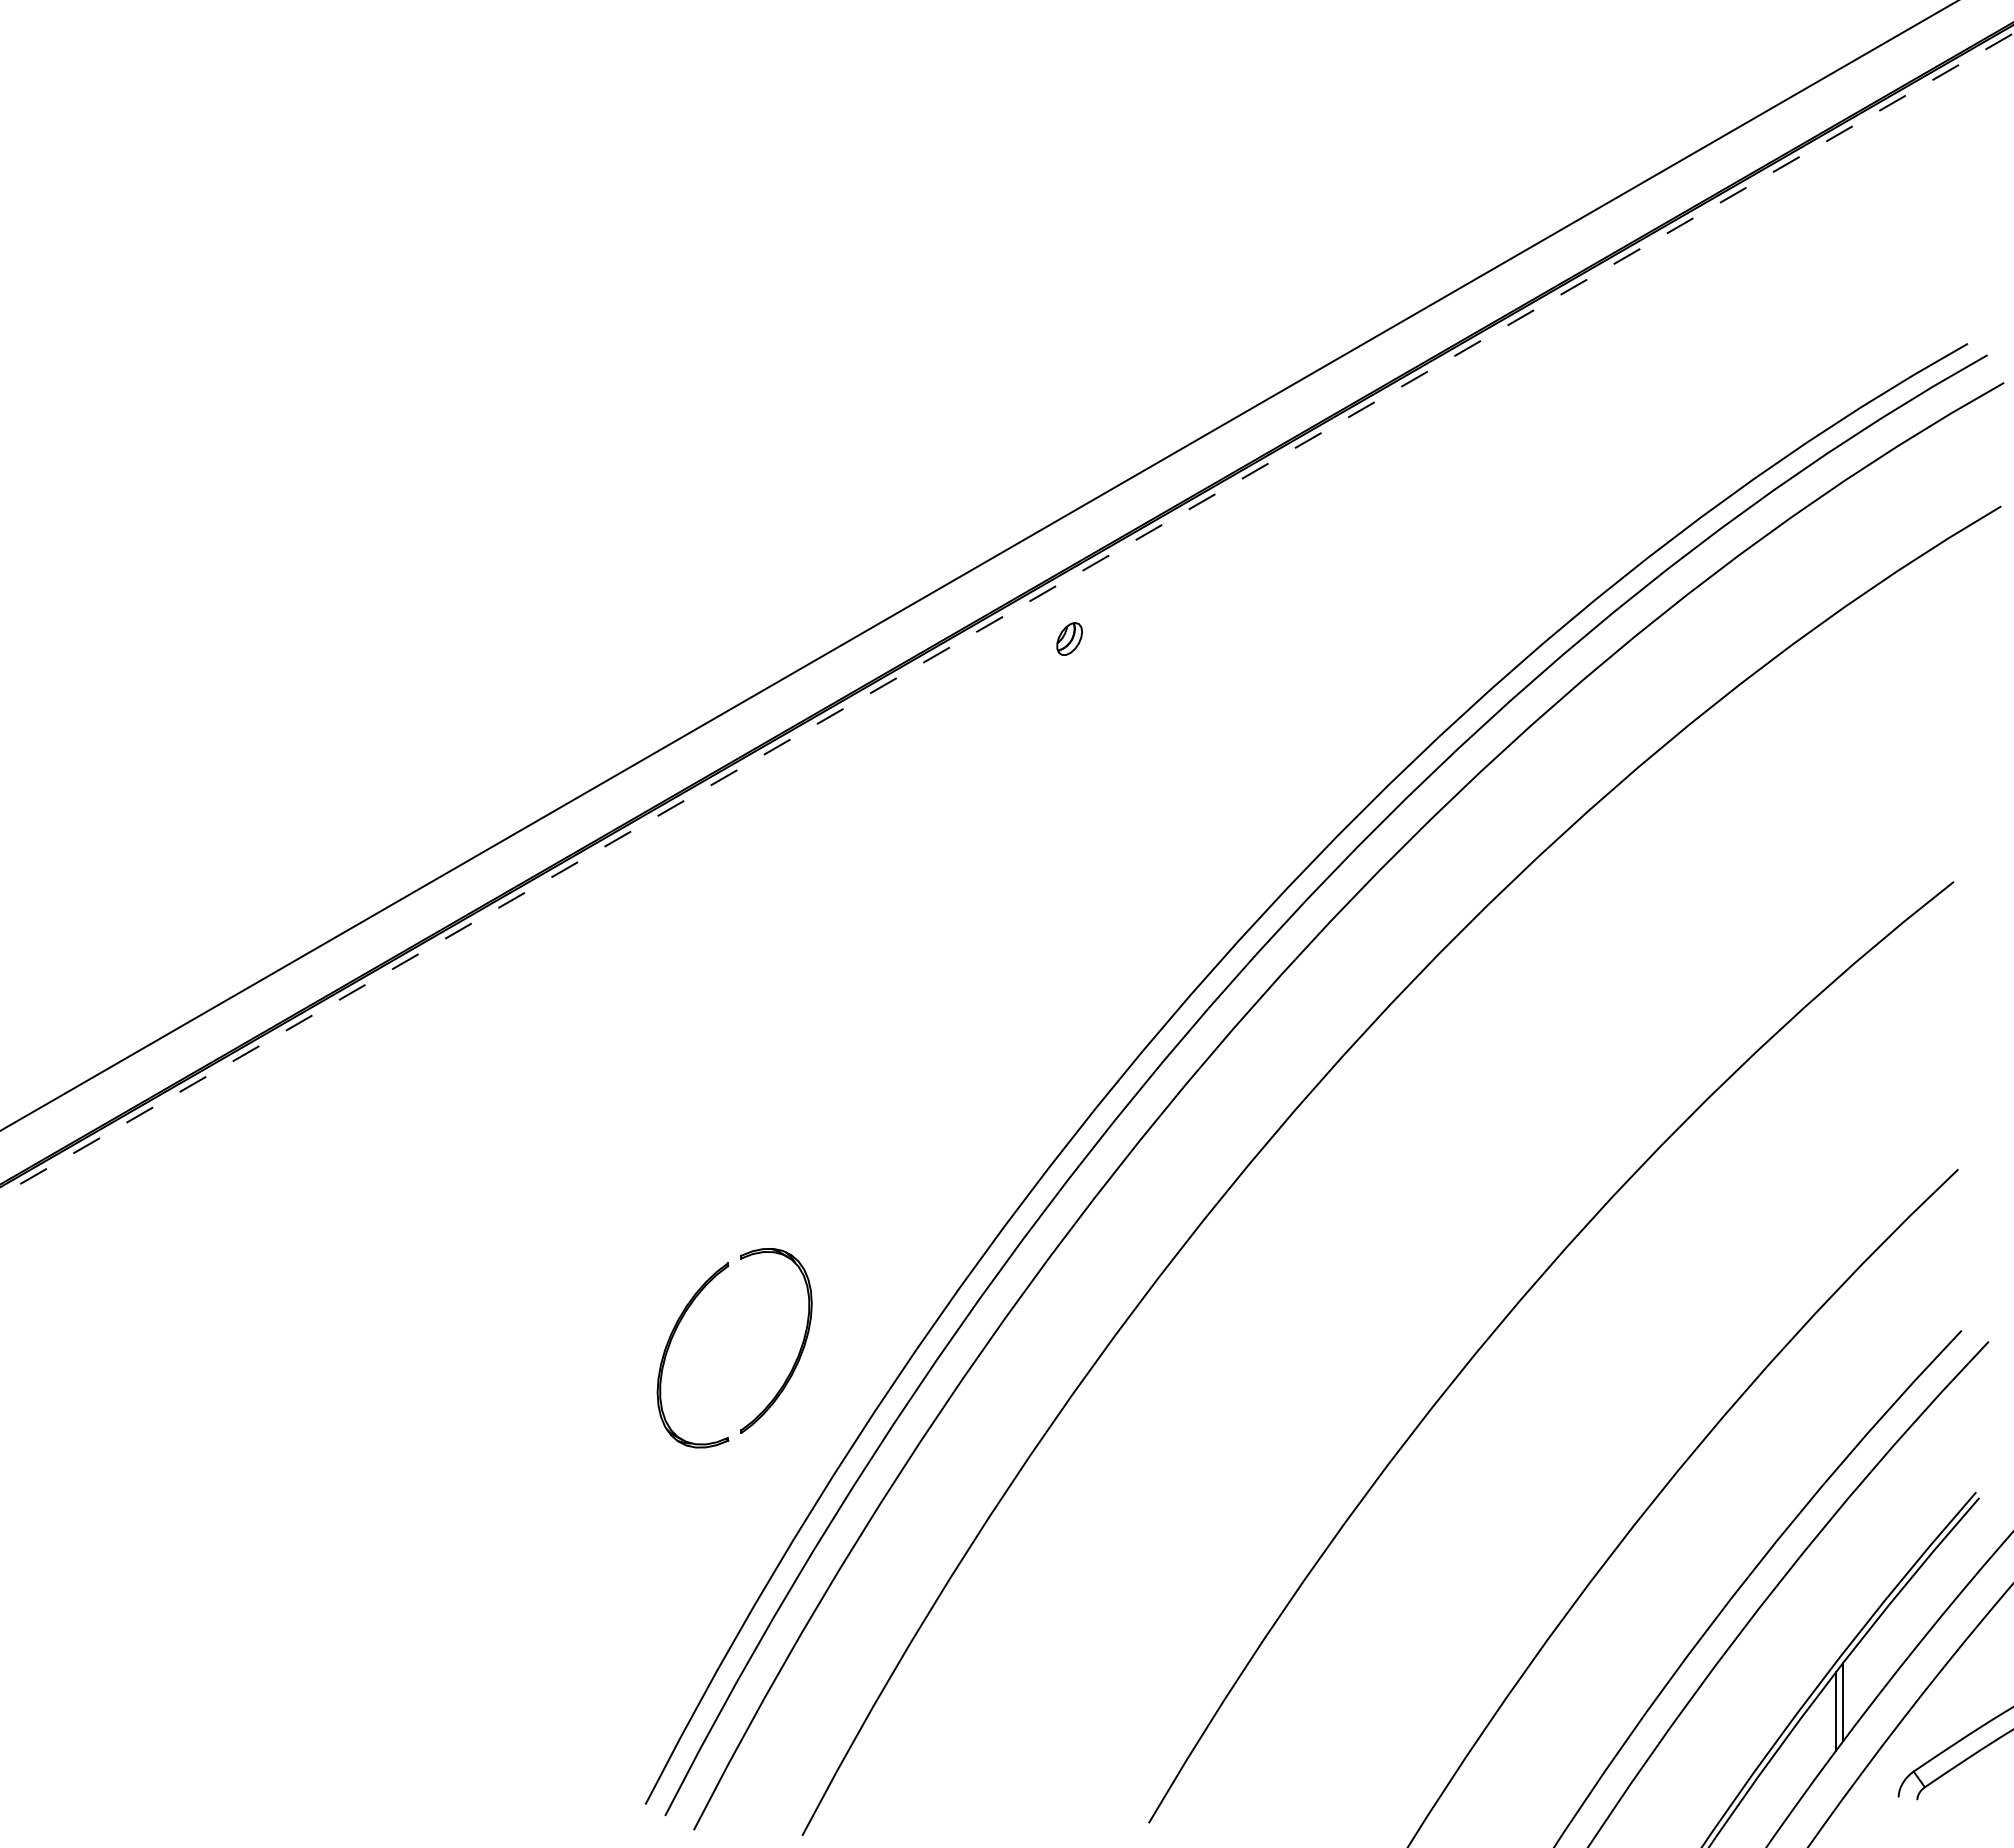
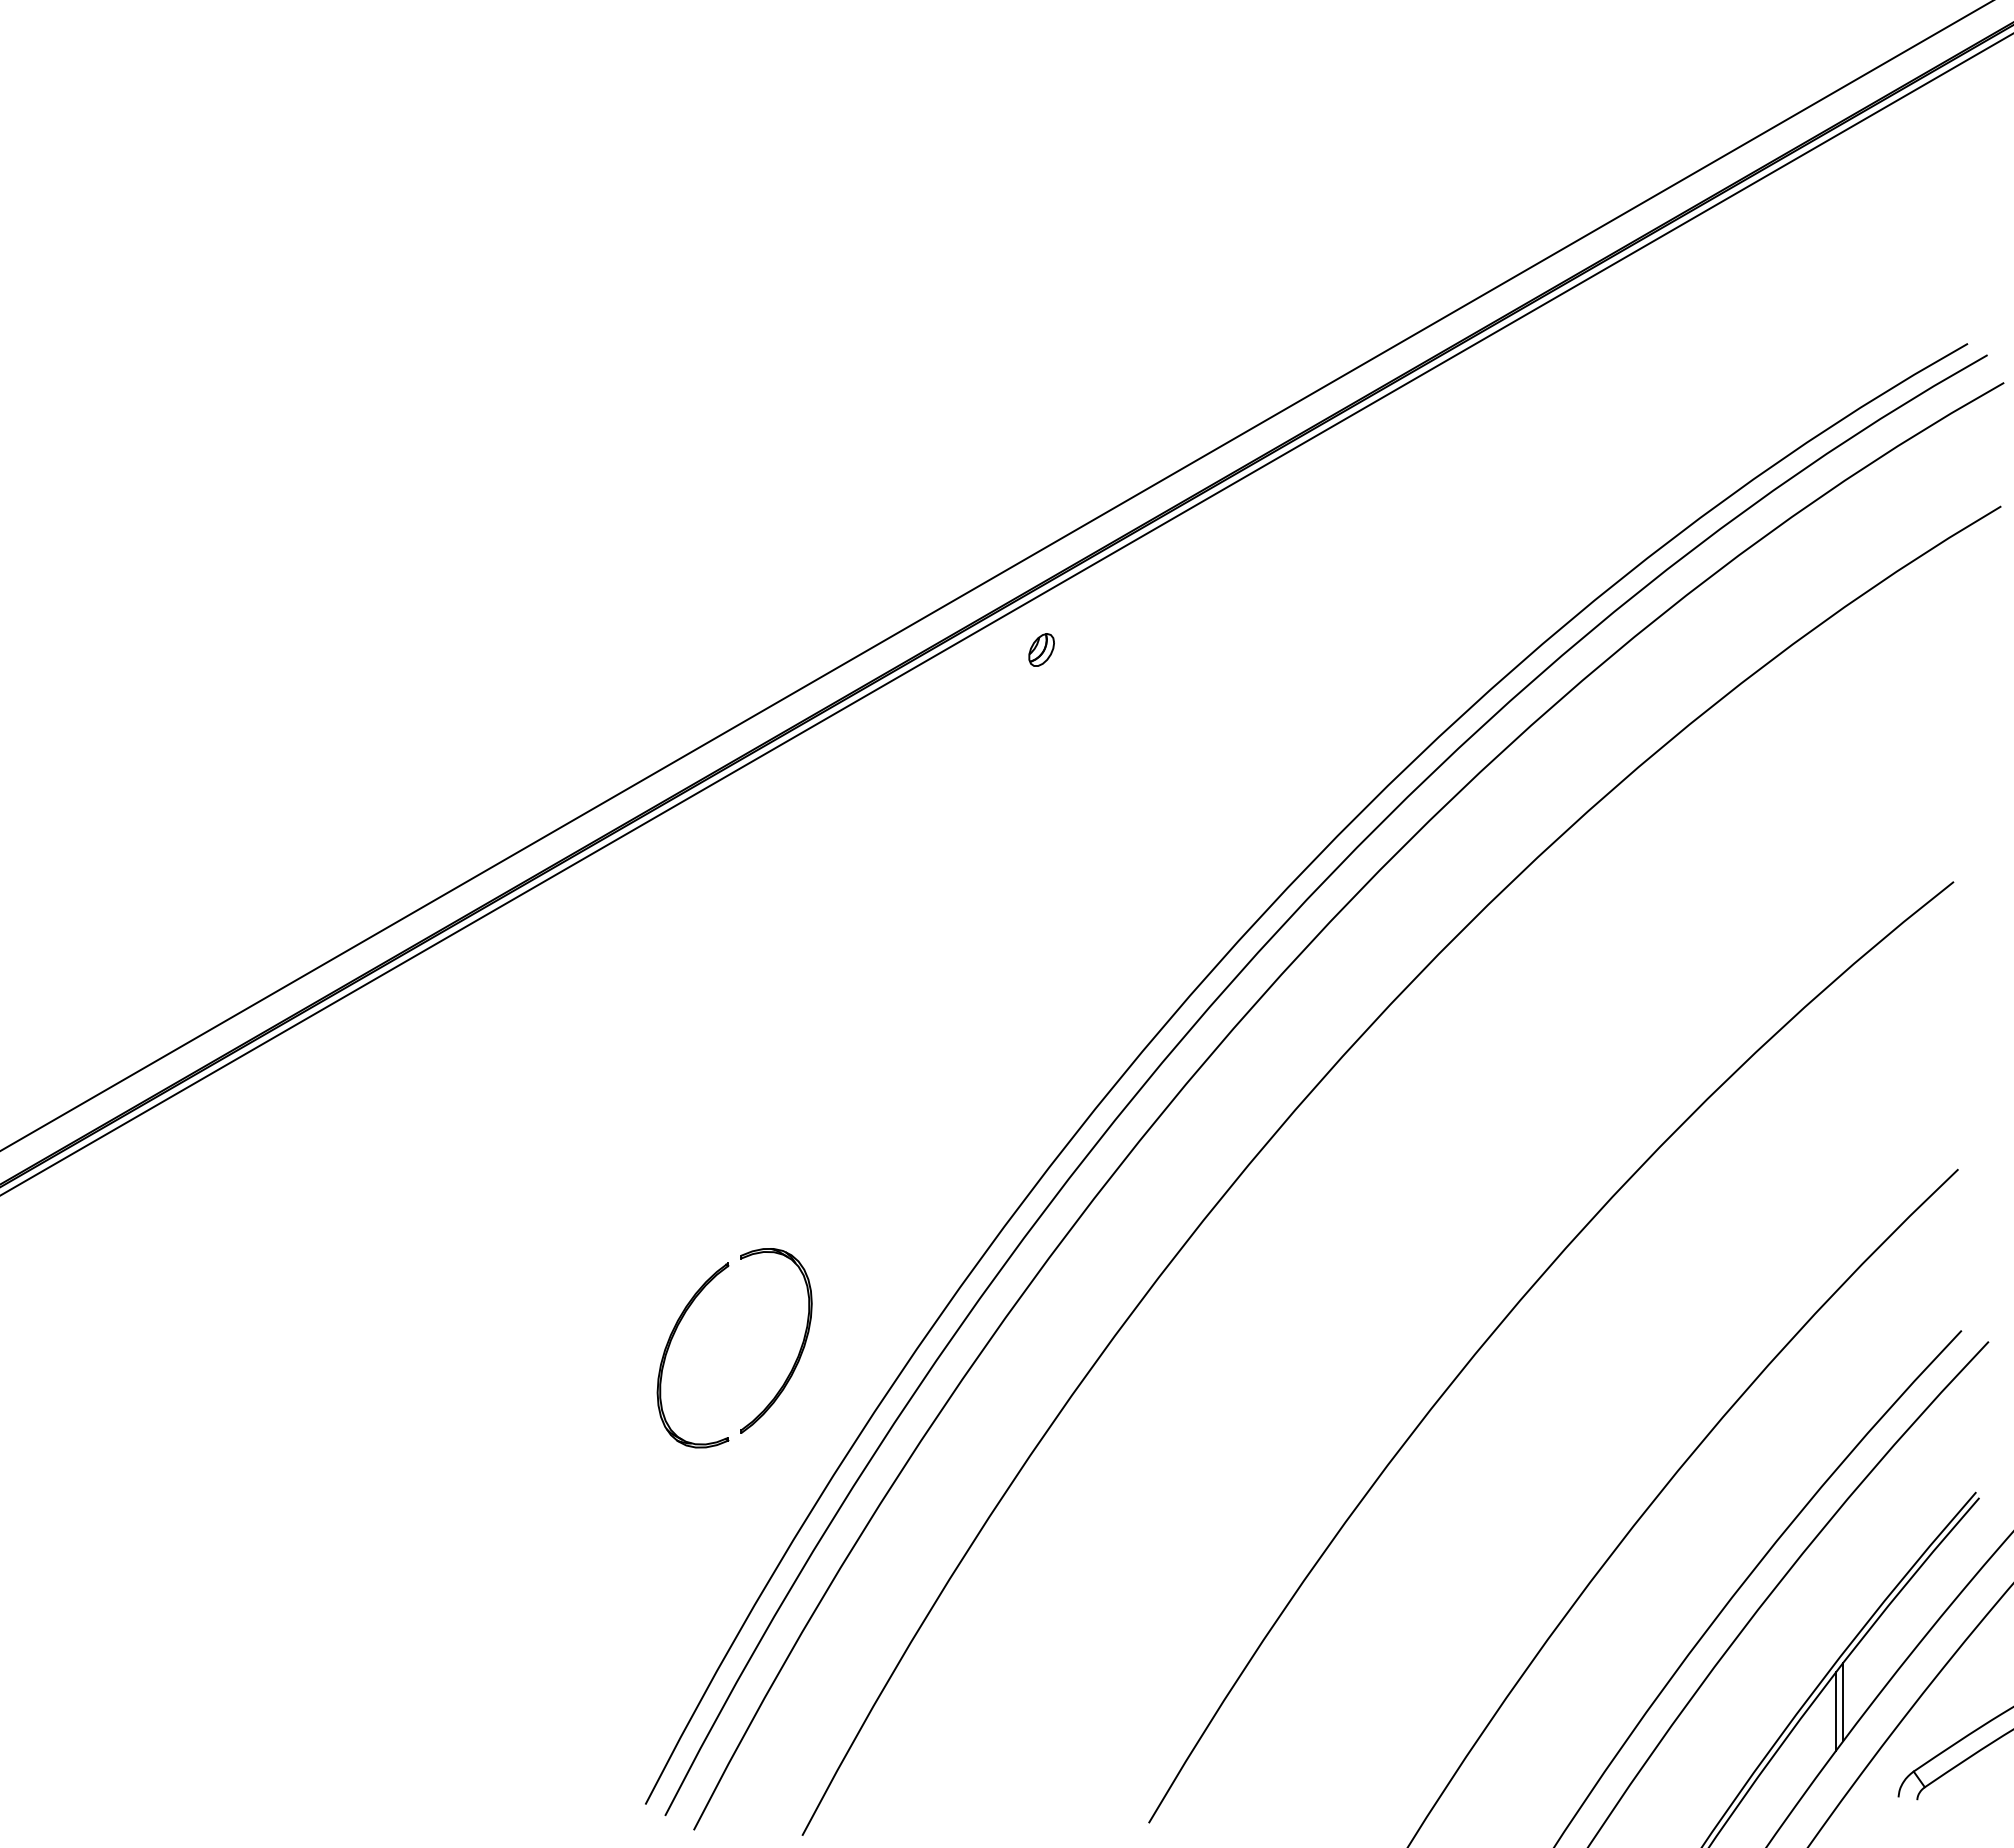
line position: (978, 565) -> (996, 575) (996, 575)
line: dashed -> solid (1007, 614)
part position: (1069, 638) -> (1041, 649) (1041, 649)
